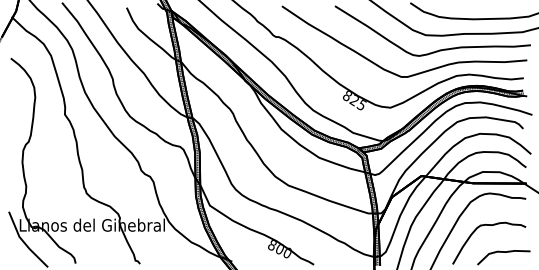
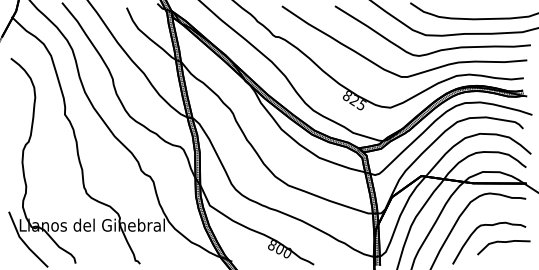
curve position: (503, 252) -> (503, 242) (503, 242)
